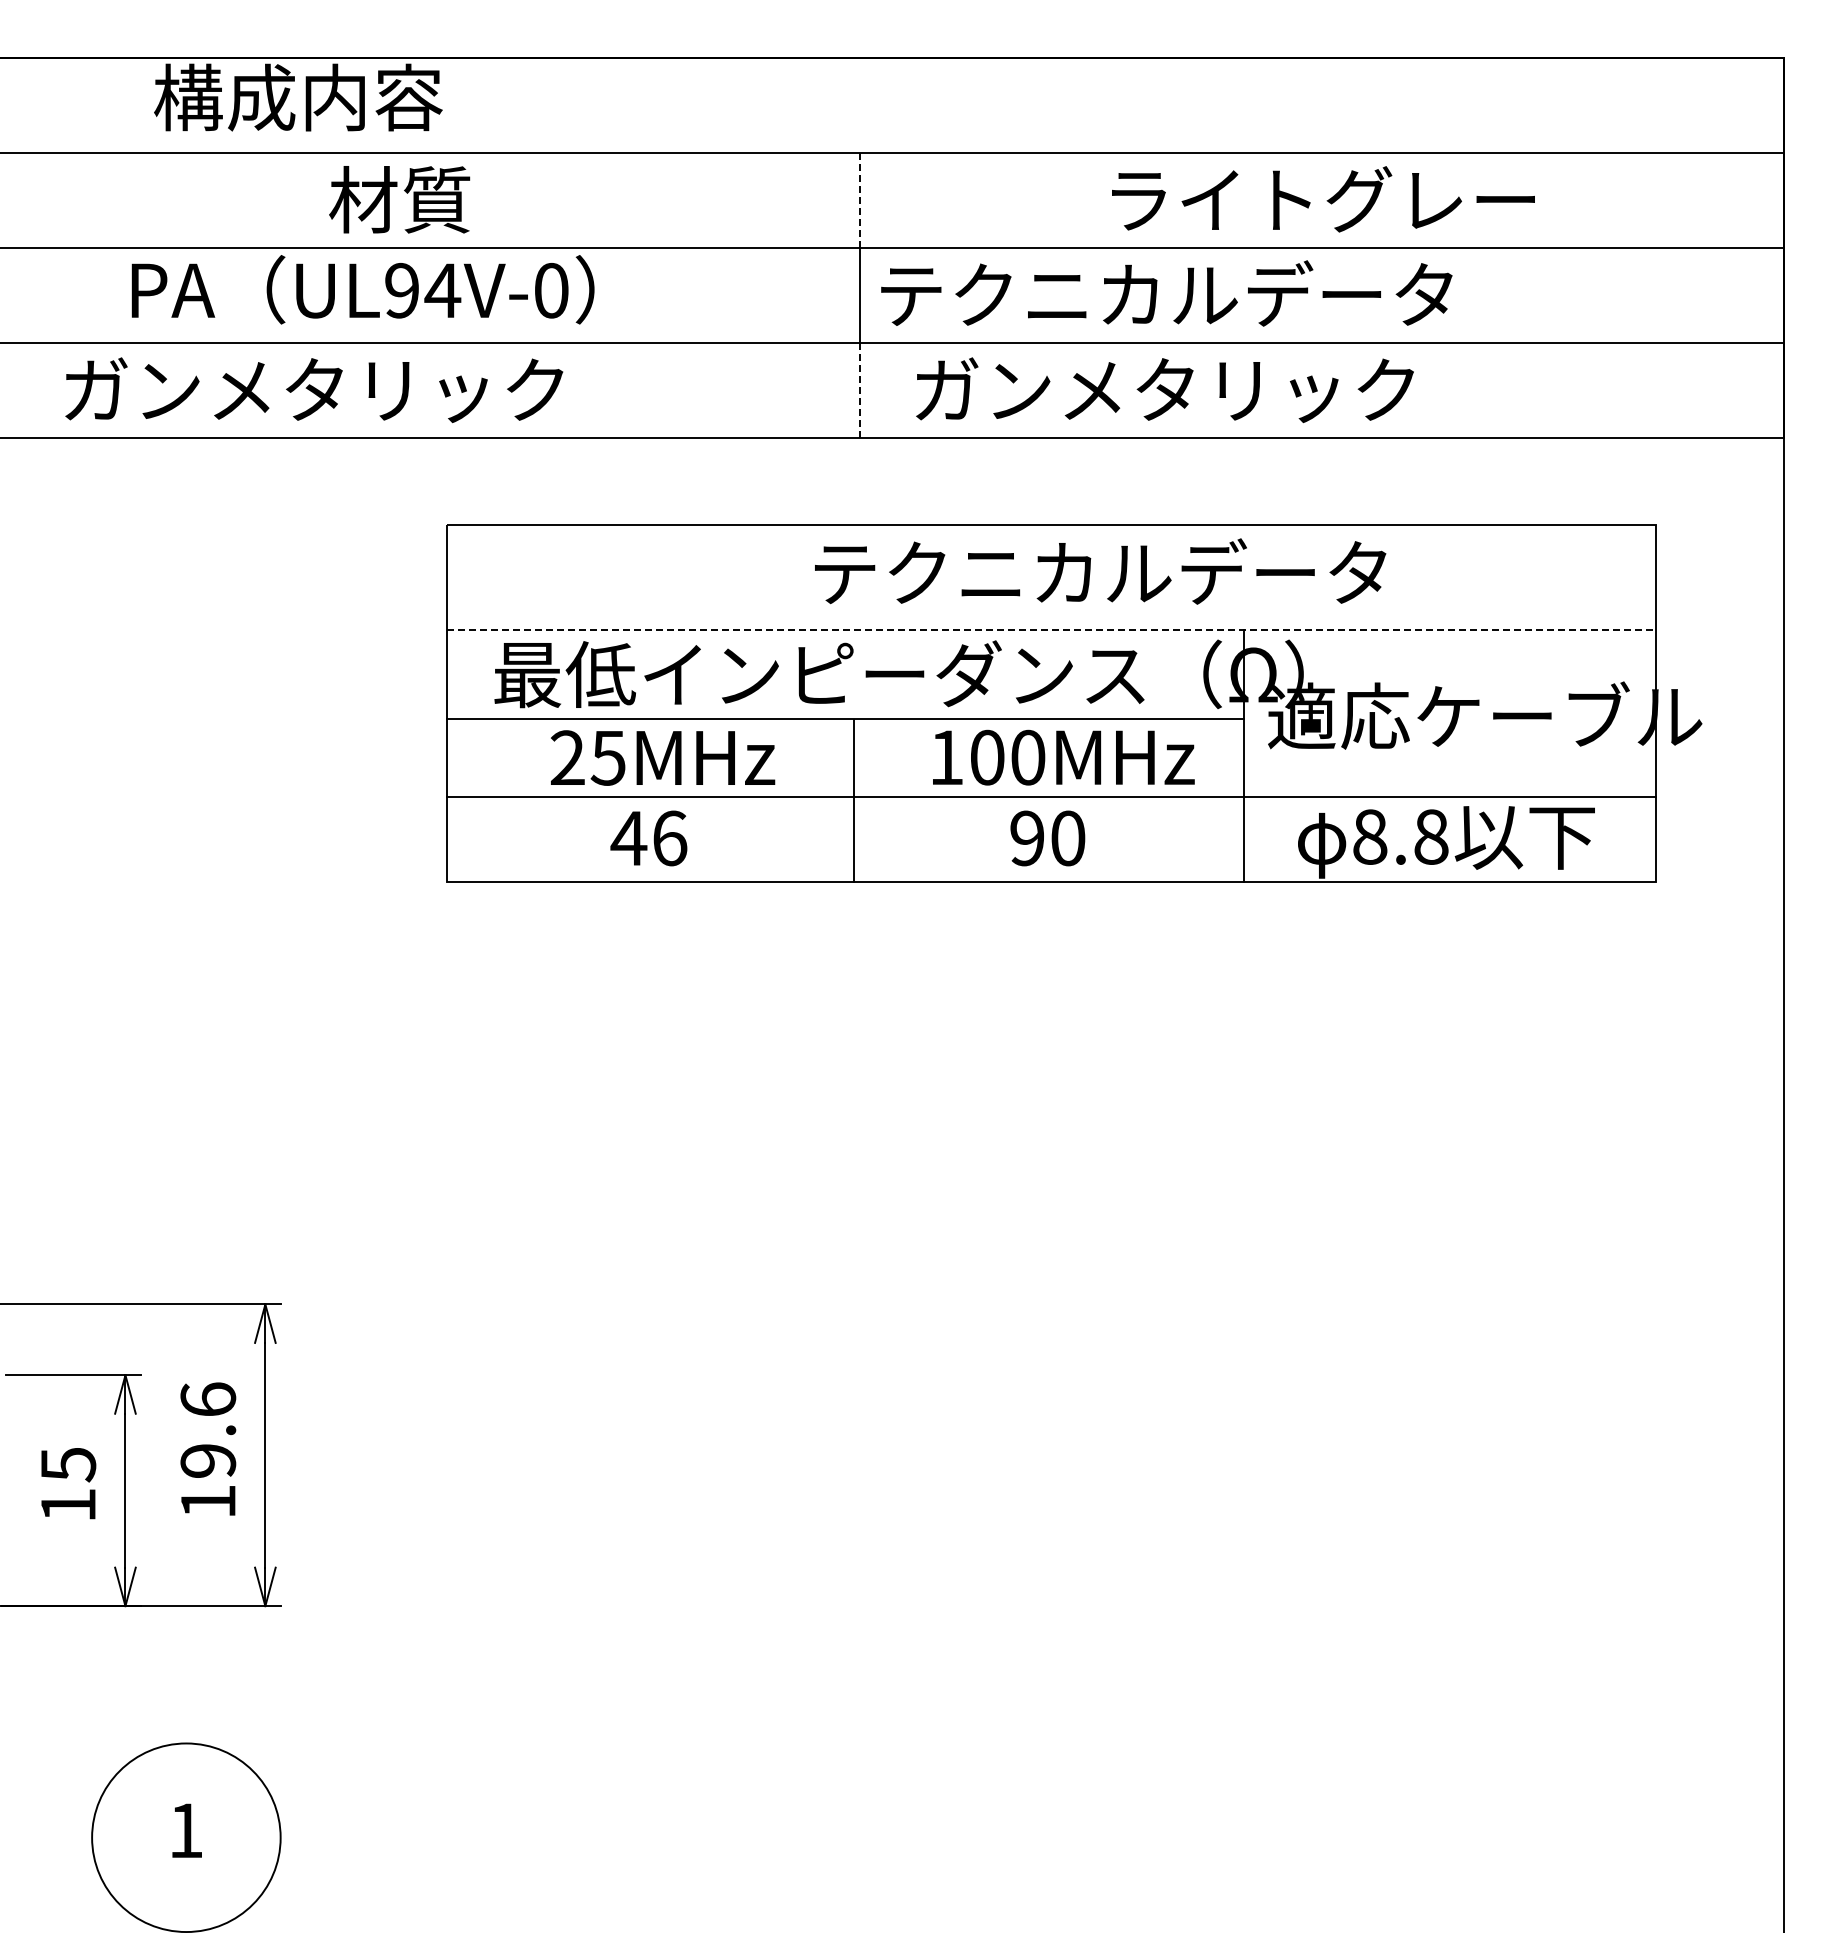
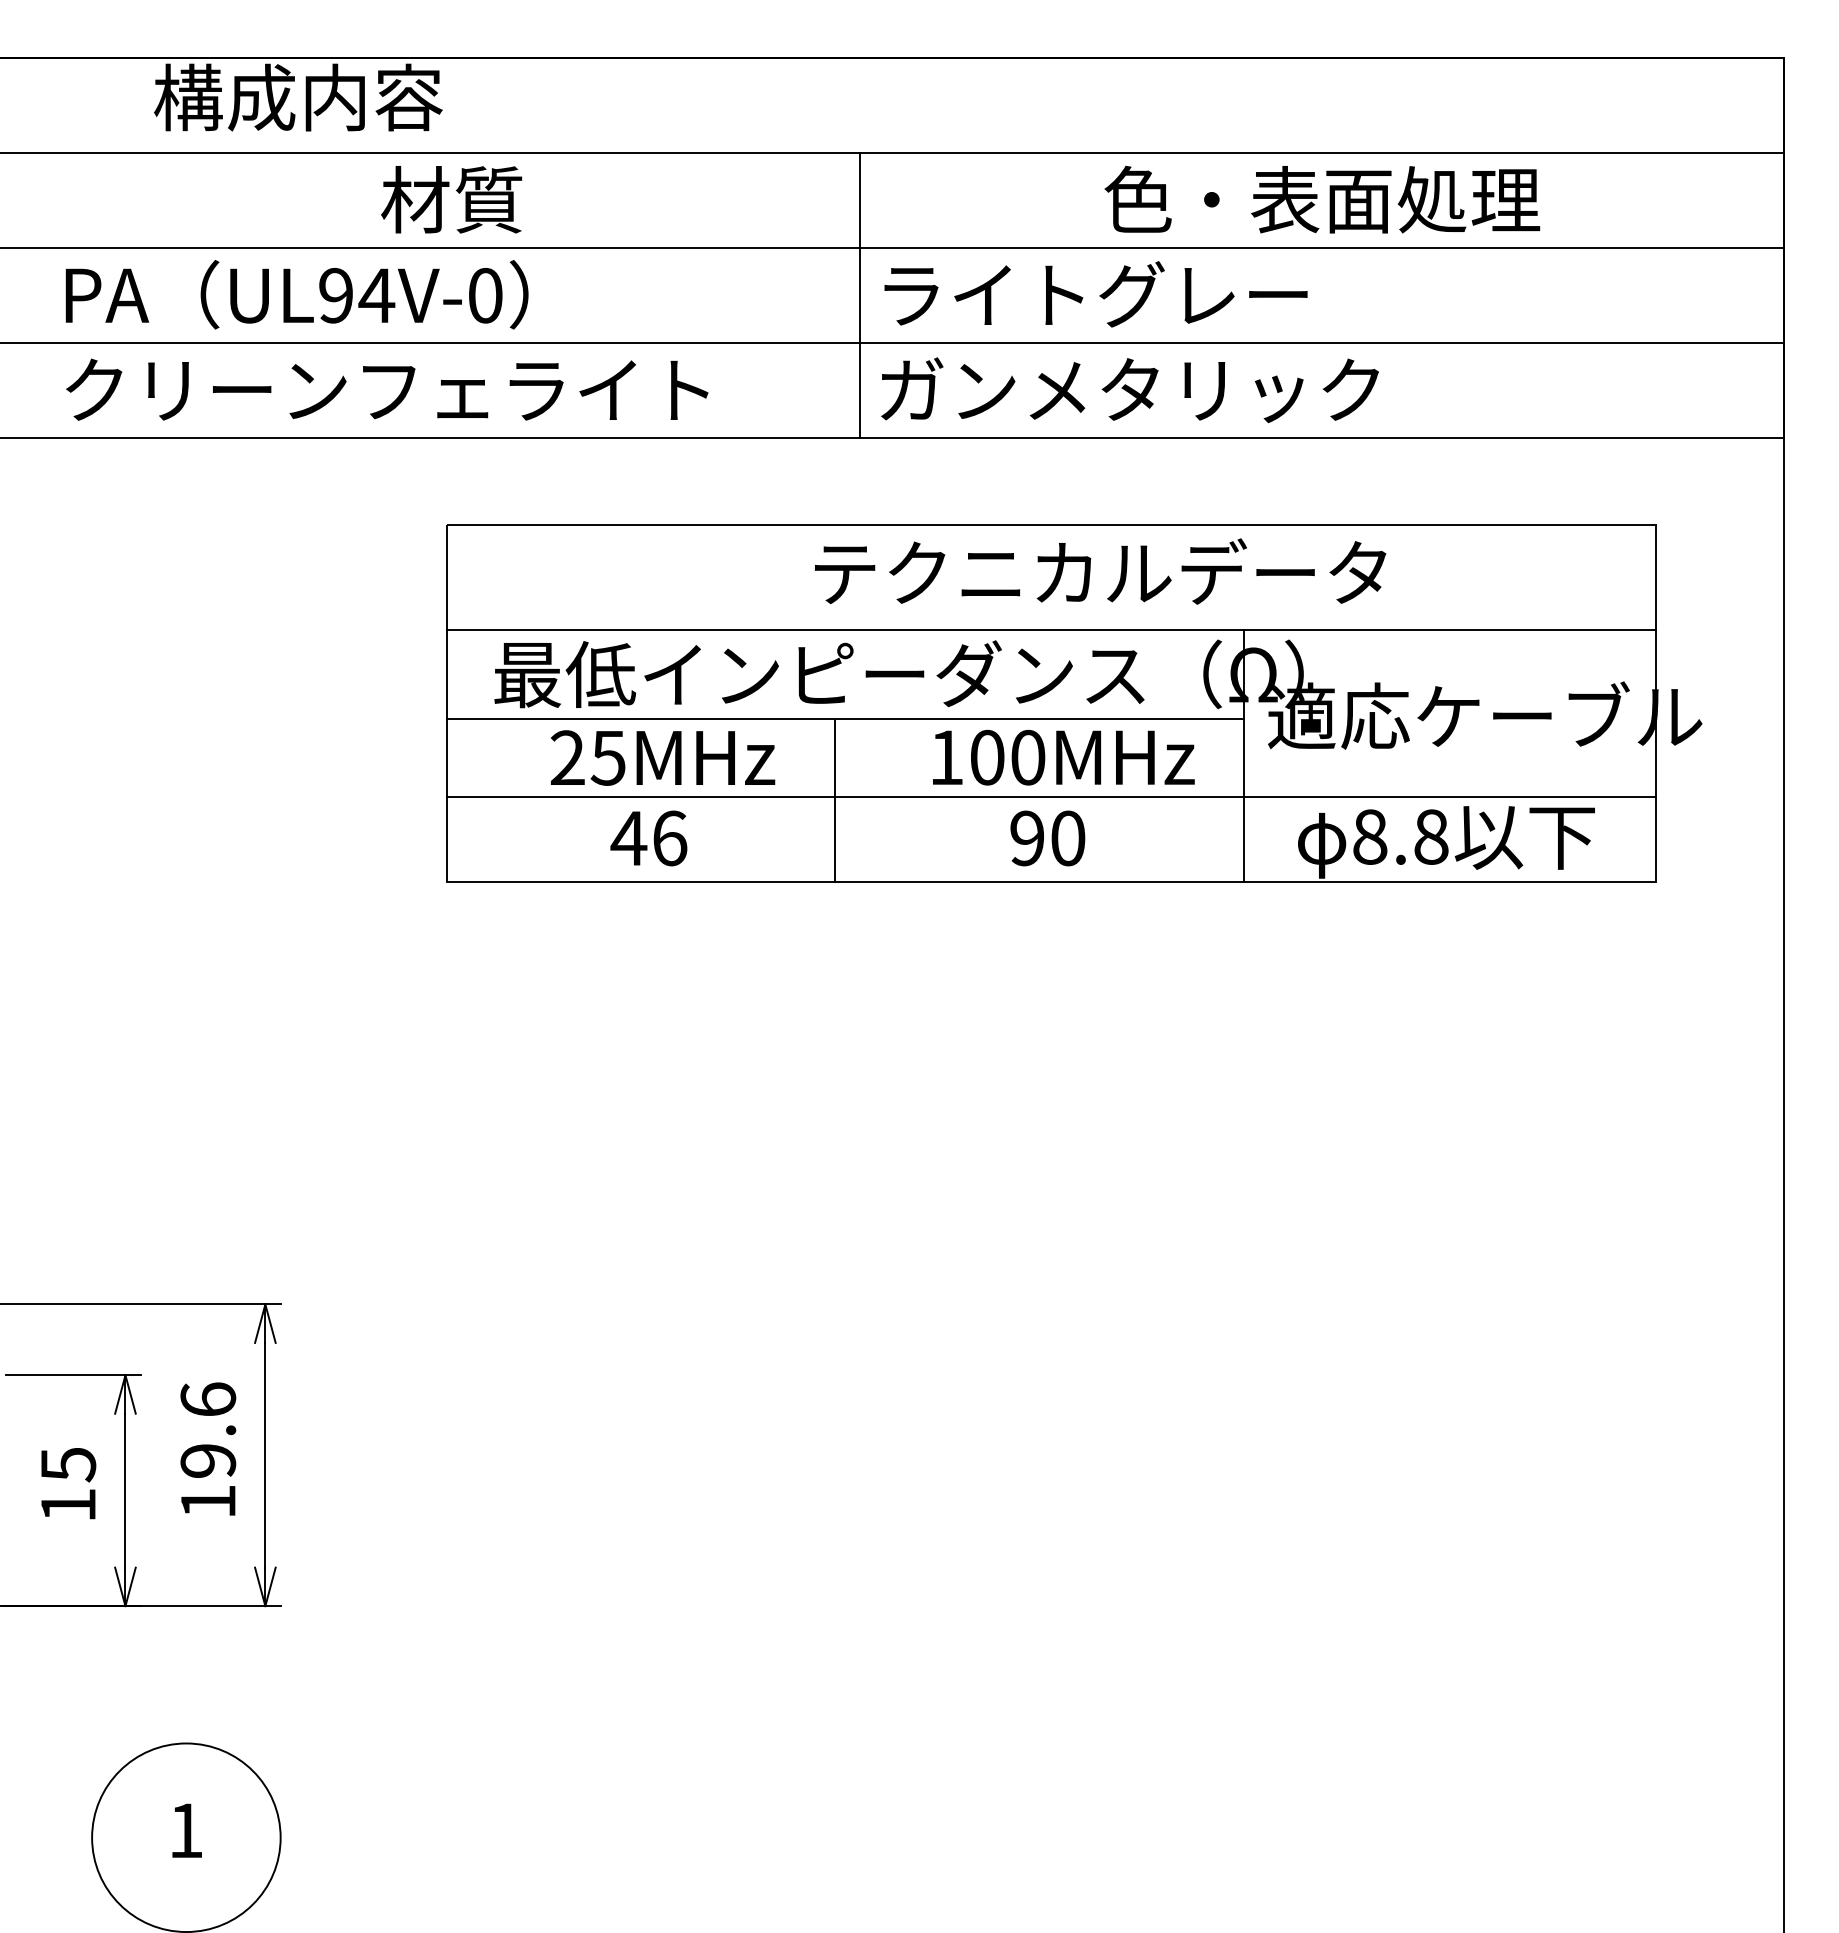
text position: (399, 199) -> (451, 199) (451, 199)
text: ライトグレー -> 色・表面処理 (1322, 199)
line: dashed -> solid (860, 200)
text position: (362, 289) -> (296, 294) (296, 294)
text: テクニカルデータ -> ライトグレー (1166, 293)
text: ガンメタリック -> クリーンフェライト (386, 390)
line: dashed -> solid (860, 390)
text position: (1164, 390) -> (1129, 390) (1129, 390)
line: dashed -> solid (1052, 630)
line position: (854, 800) -> (835, 800) (835, 800)
